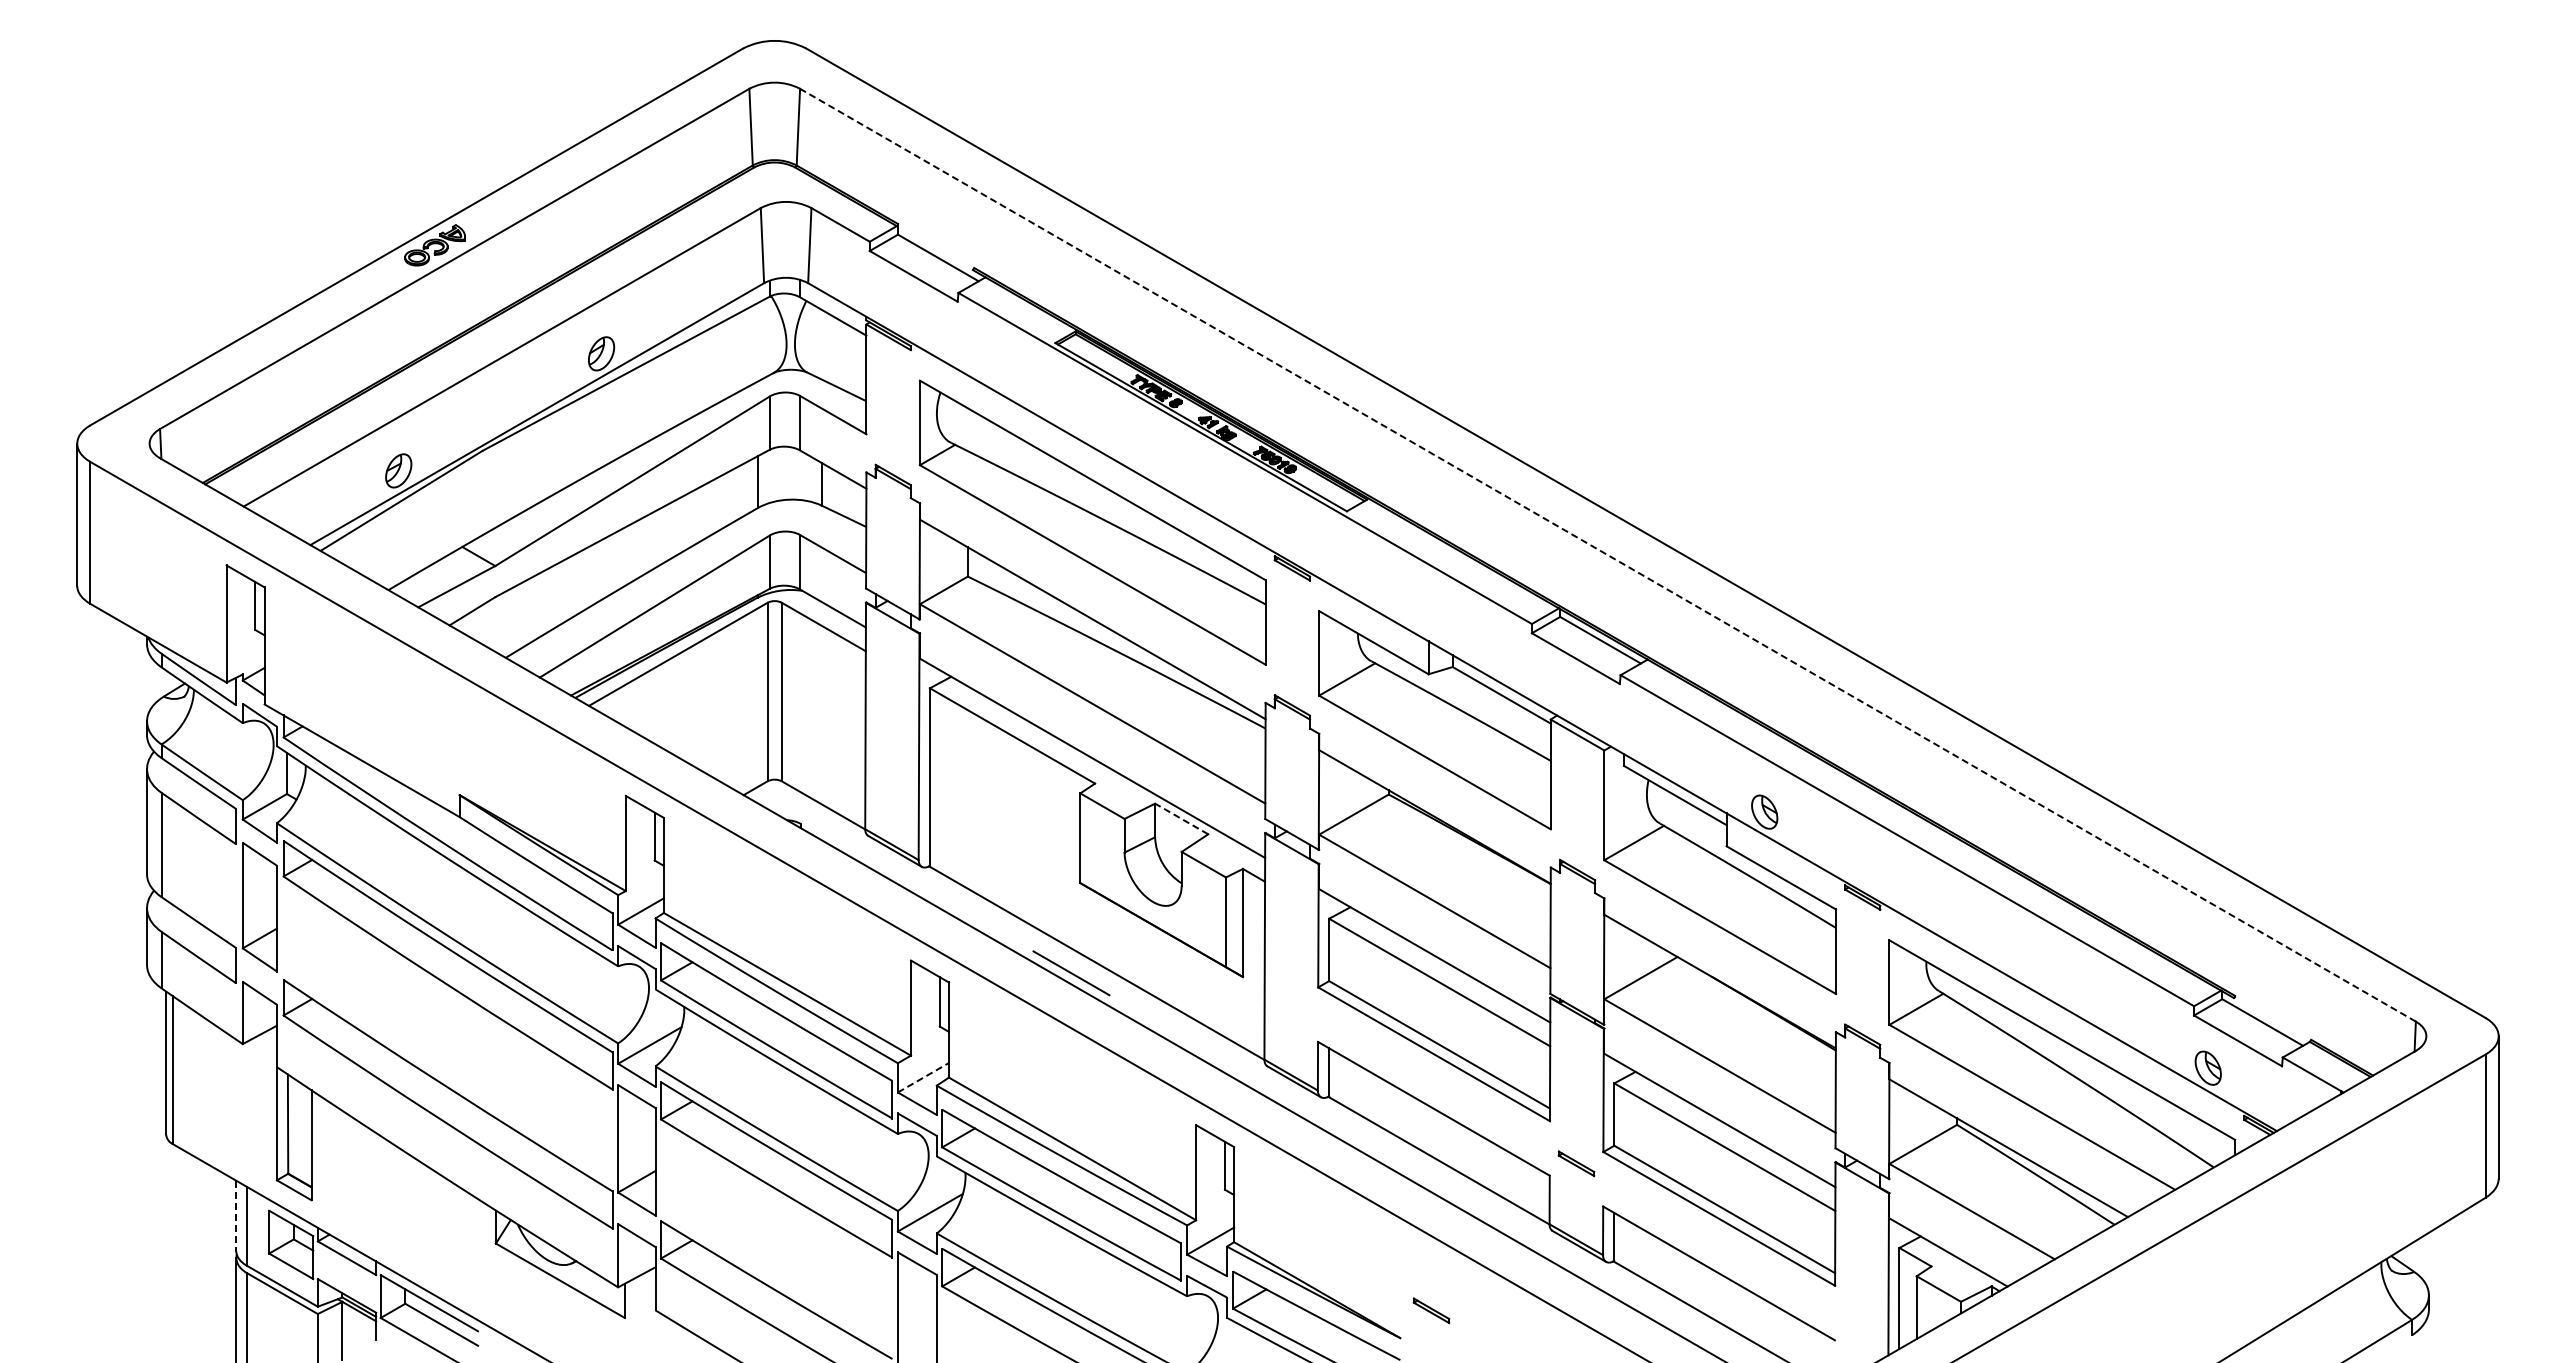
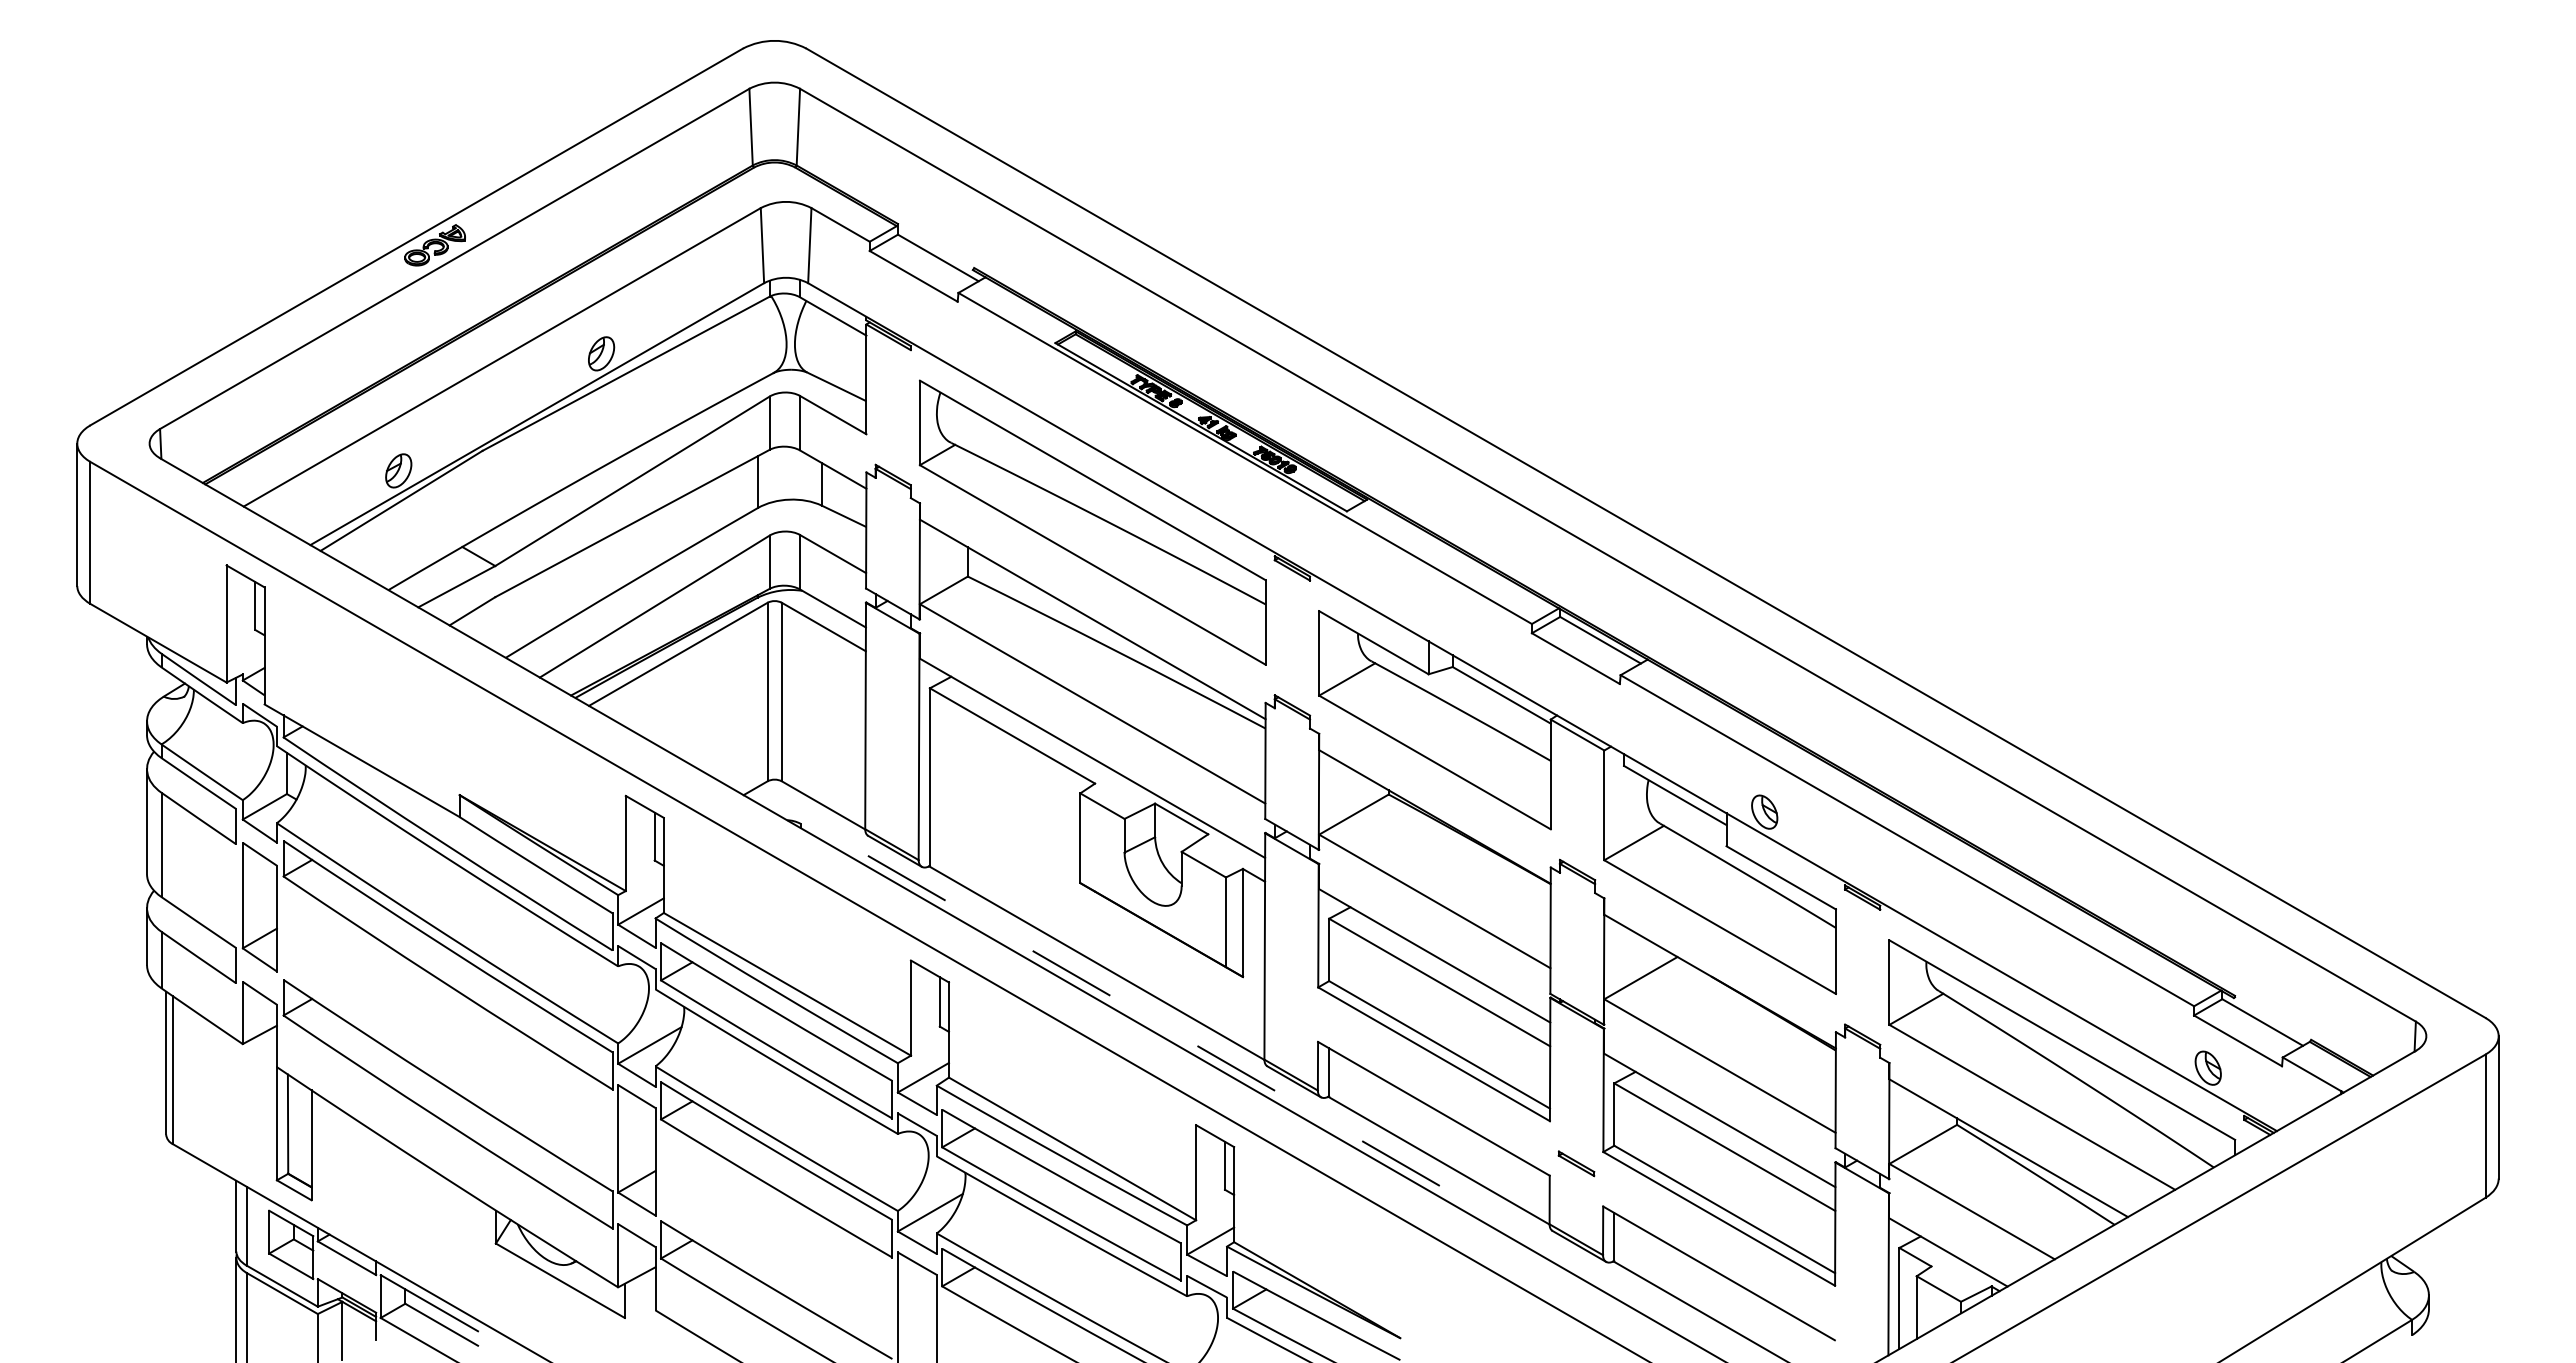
line: dashed -> solid (1607, 555)
line: dashed -> solid (1181, 818)
line: none -> present (906, 878)
line: none -> present (1236, 1068)
line: dashed -> solid (923, 1077)
line: none -> present (1400, 1163)
line: dashed -> solid (236, 1216)
part: present -> none (1431, 1310)
